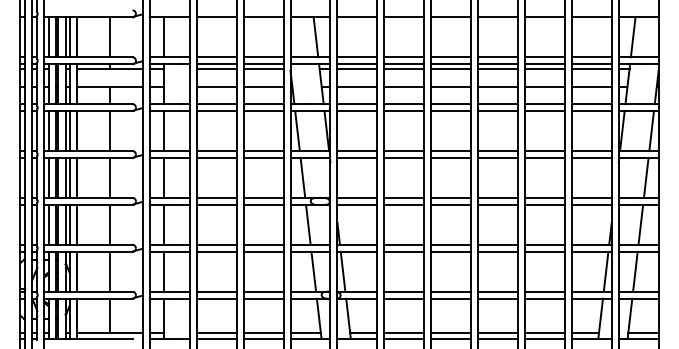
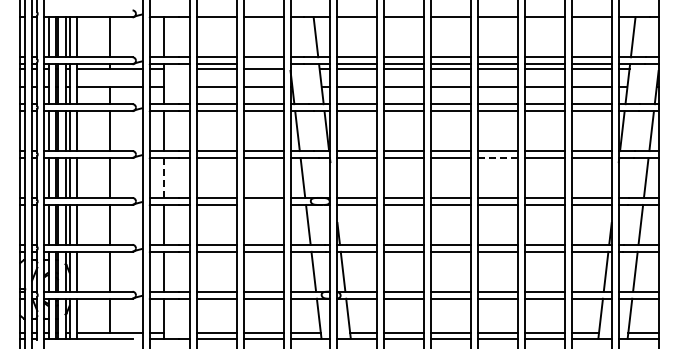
line: present -> none (263, 64)
line: solid -> dashed (498, 158)
line: solid -> dashed (163, 178)
line: present -> none (263, 204)
